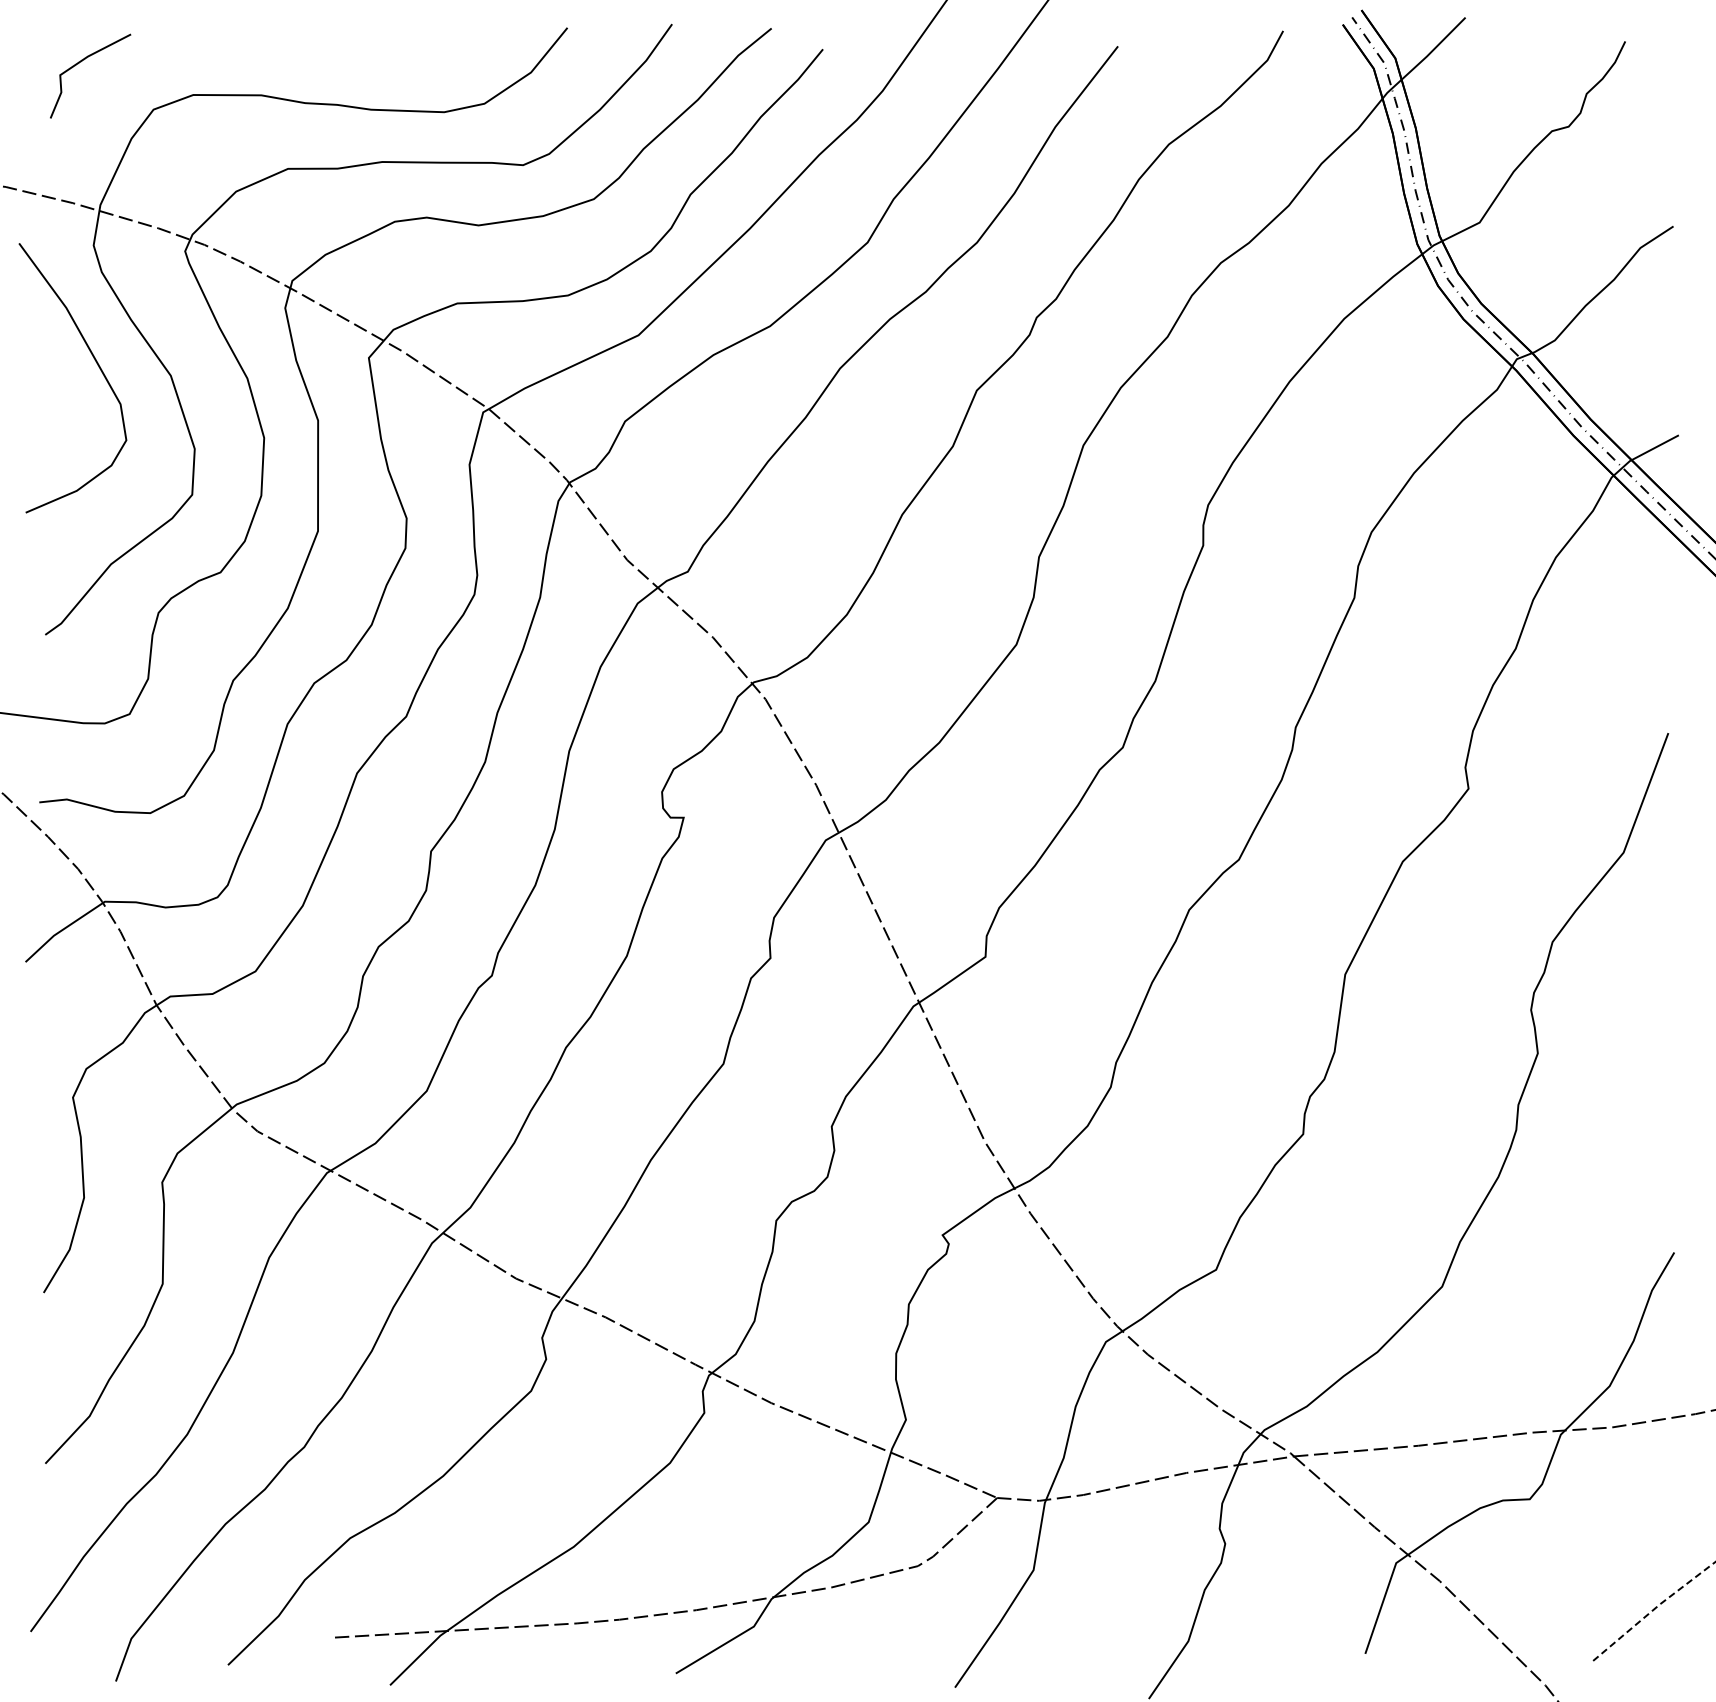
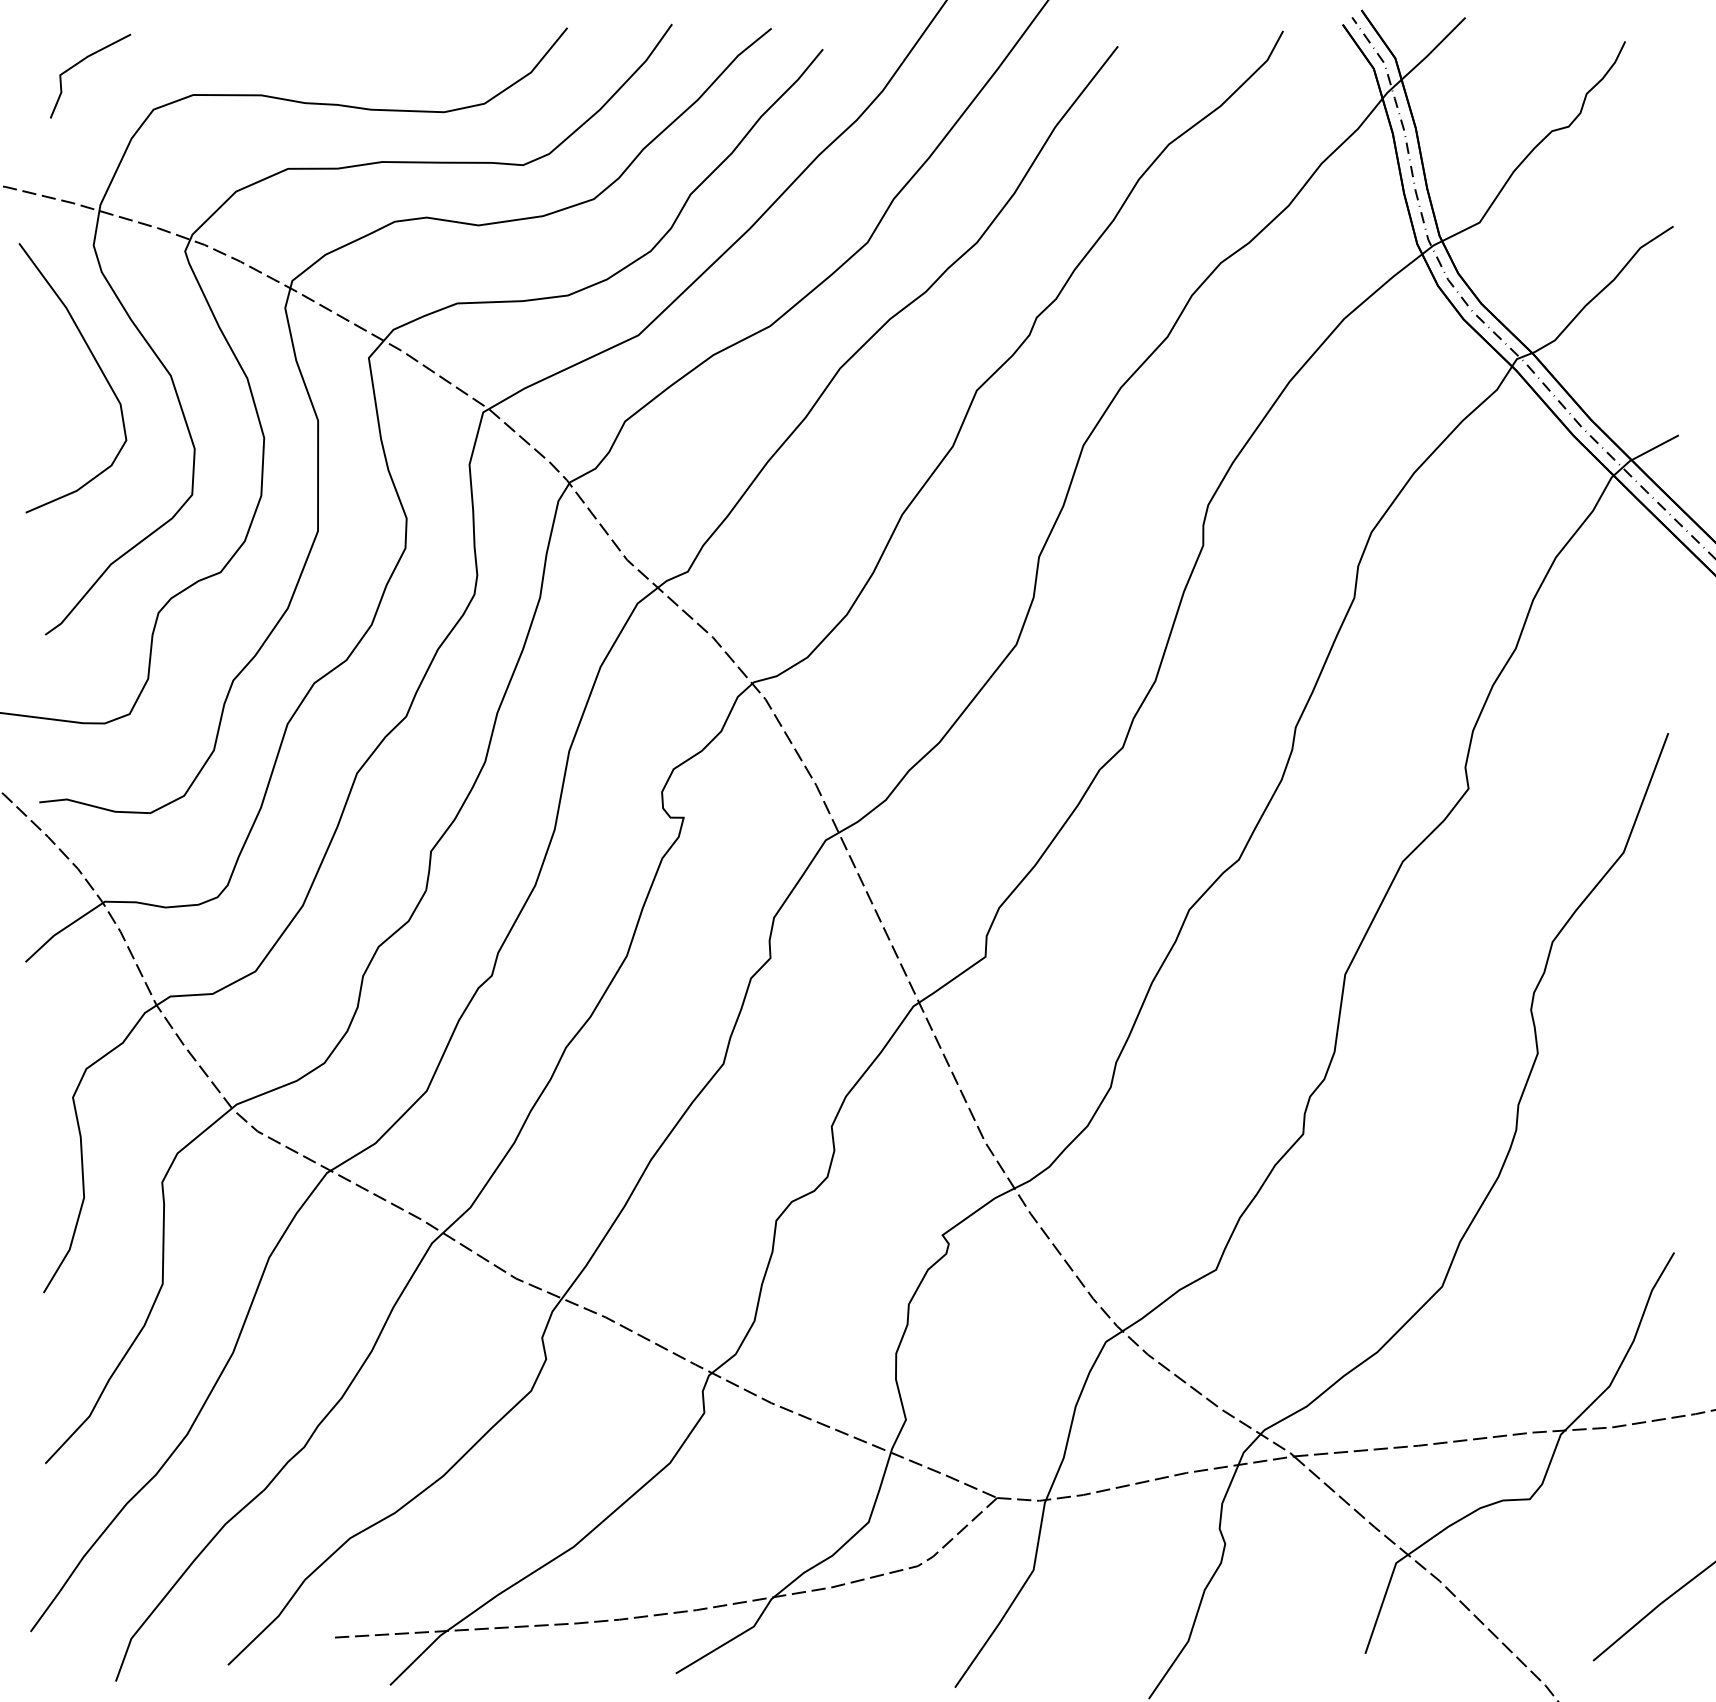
line: dashed -> solid (1653, 1609)
